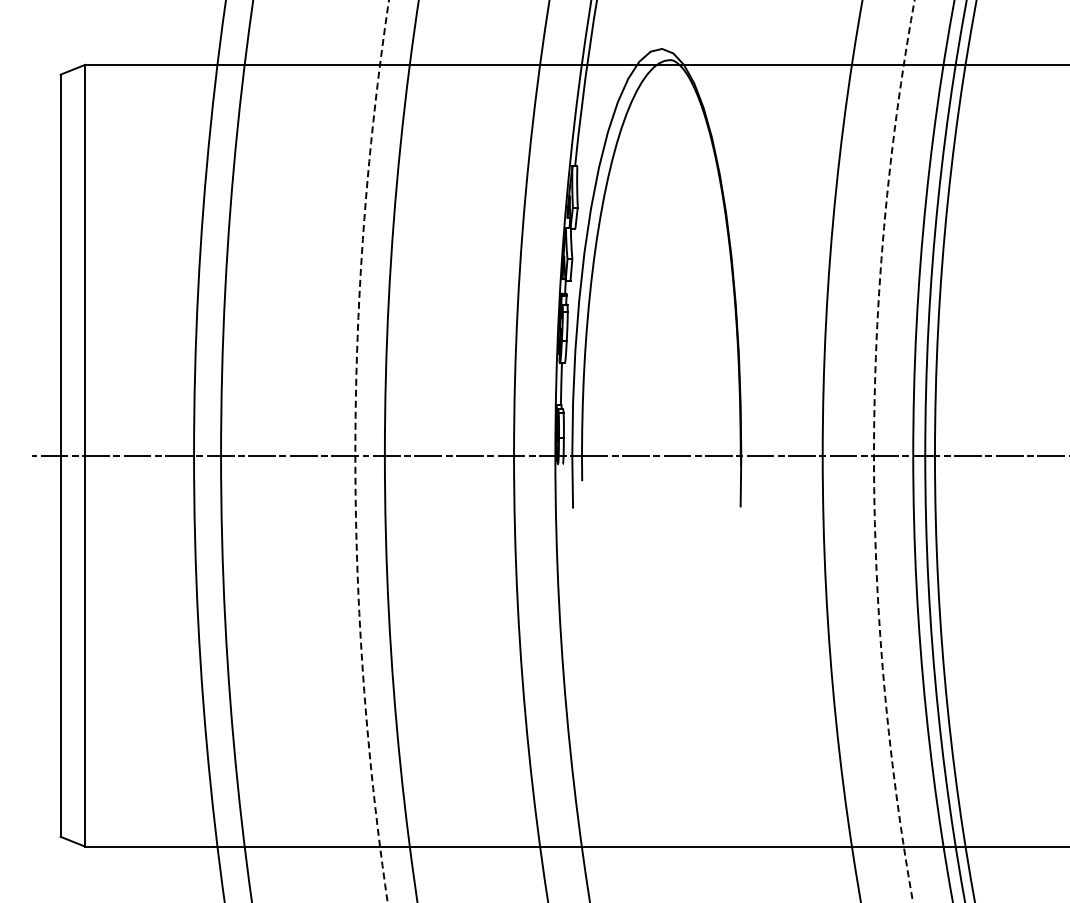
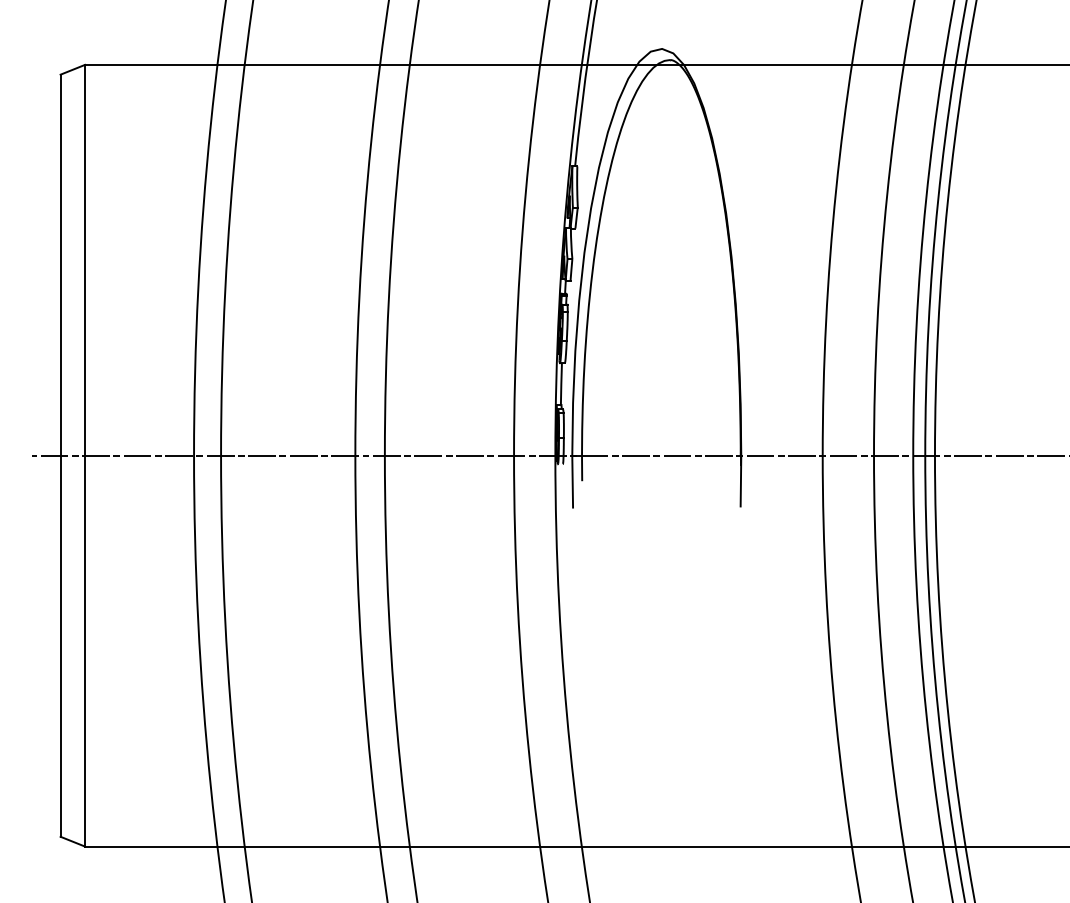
circle: dashed -> solid (371, 451)
circle: dashed -> solid (894, 451)
